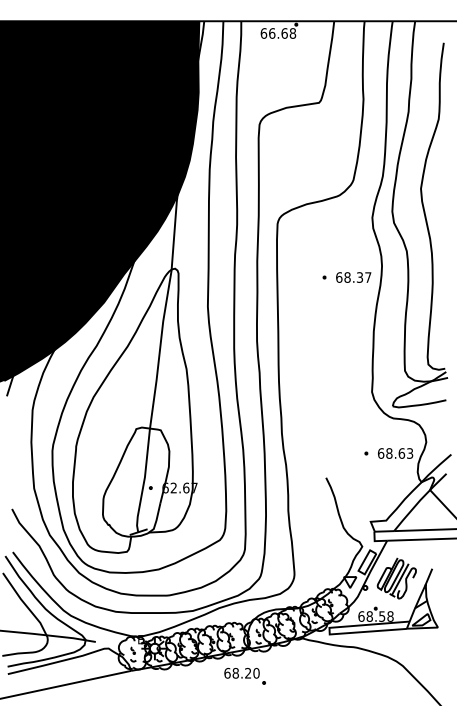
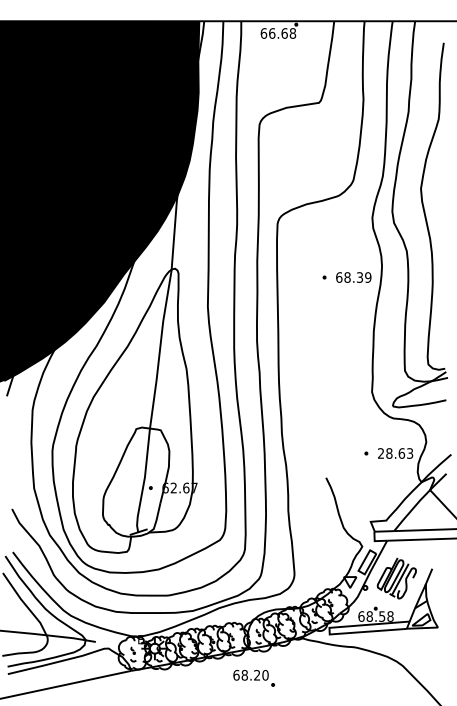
text: 68.37 -> 68.39 (368, 277)
text: 68.63 -> 28.63 (381, 453)
part position: (244, 676) -> (253, 678) (253, 678)
